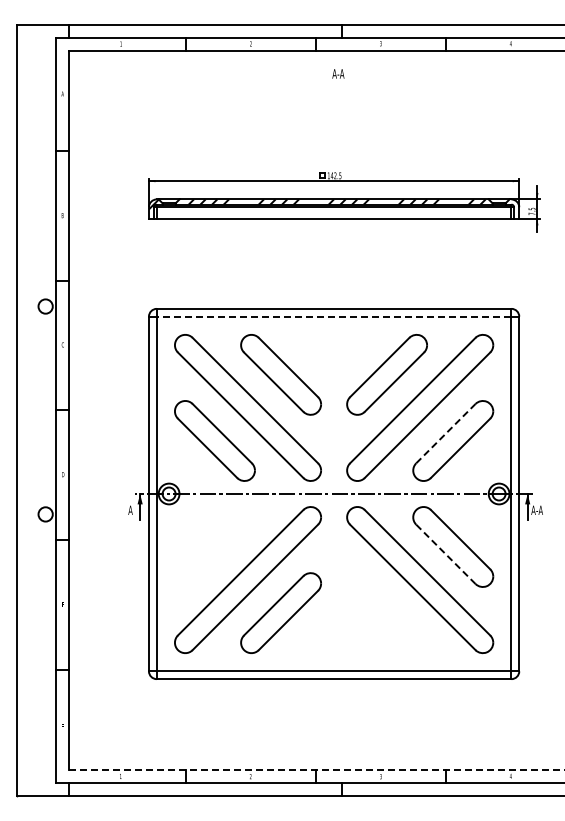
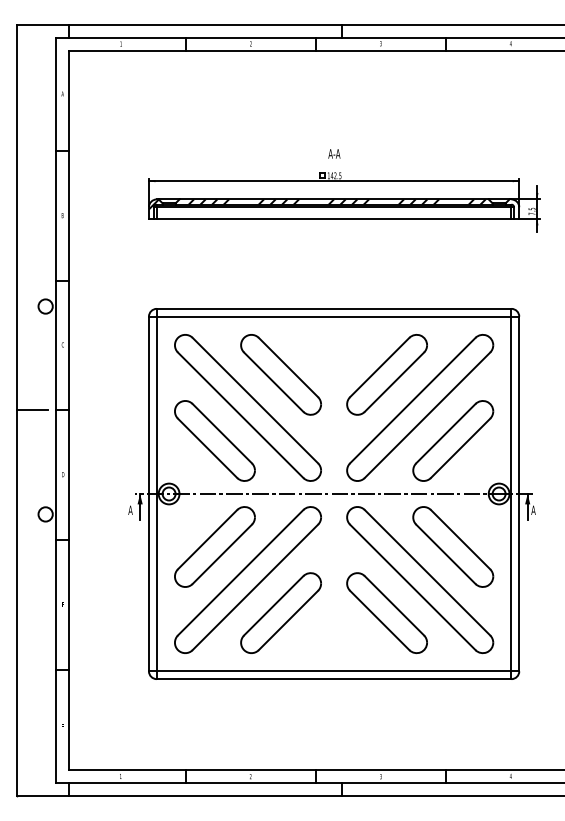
text position: (338, 73) -> (334, 153) (334, 153)
line: dashed -> solid (333, 316)
line: none -> present (32, 410)
line: dashed -> solid (445, 433)
text: A-A -> A (539, 509)
part: none -> present (214, 546)
line: dashed -> solid (445, 554)
part: none -> present (386, 613)
line: dashed -> solid (316, 770)
